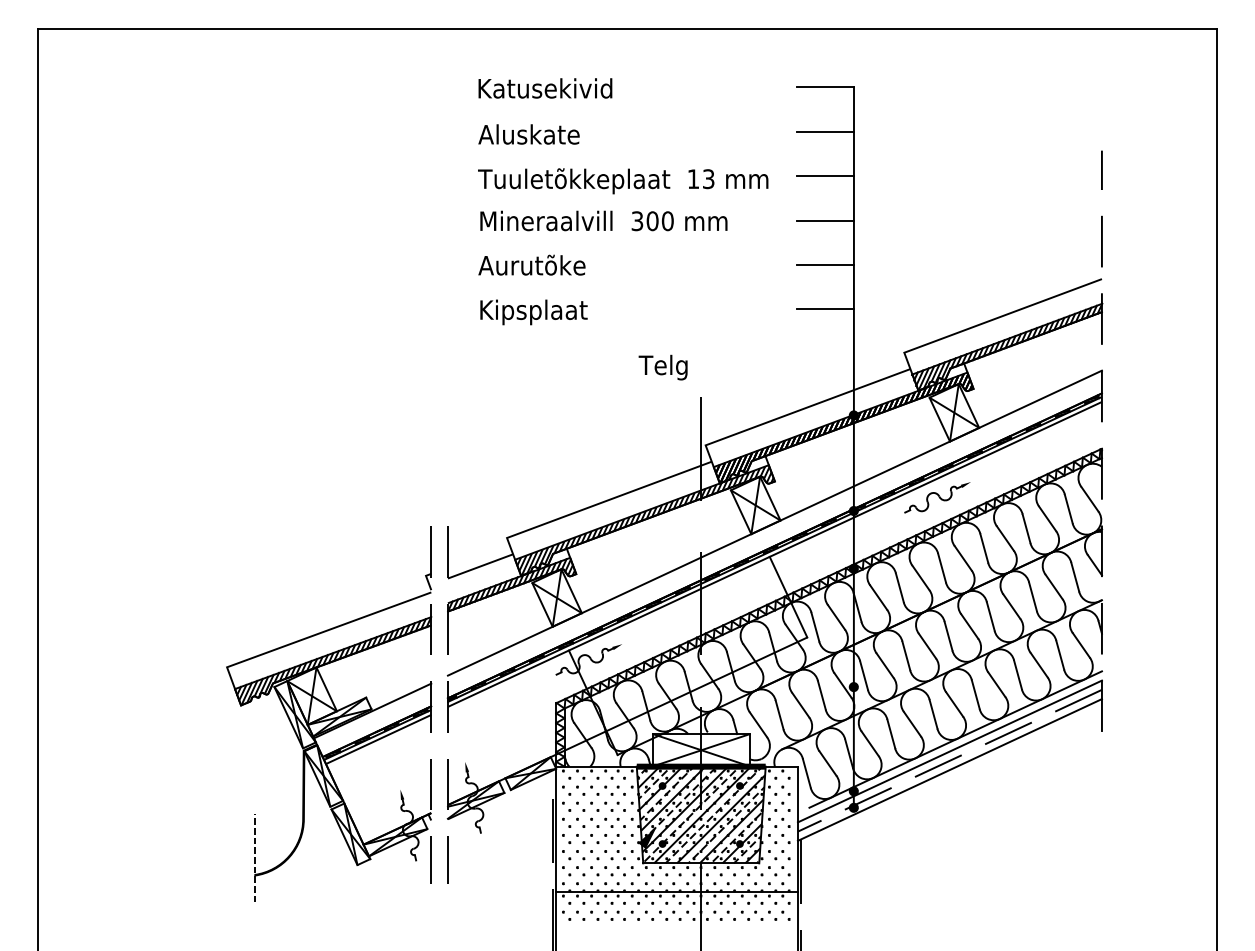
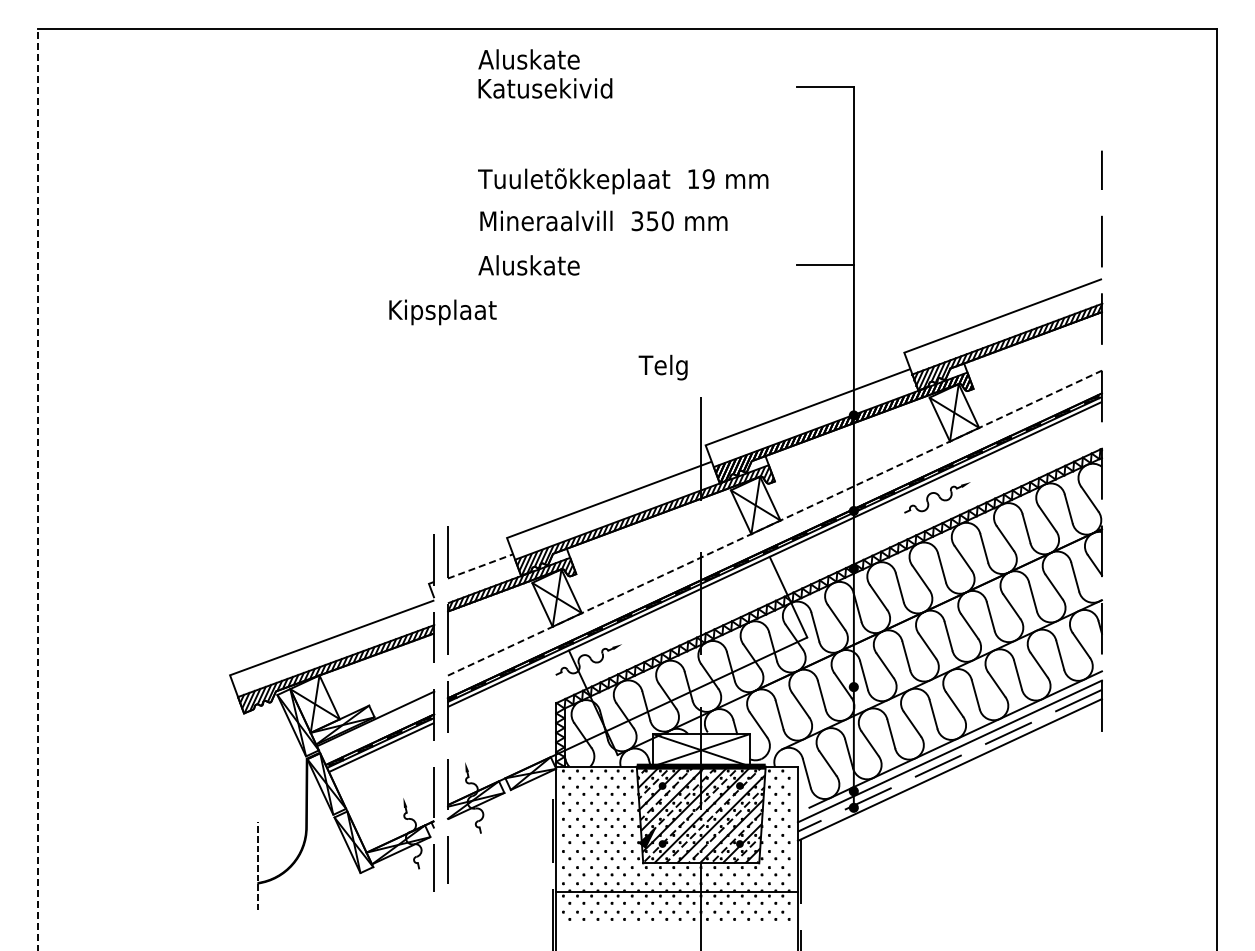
line: present -> none (825, 131)
text position: (528, 134) -> (528, 59) (528, 59)
line: present -> none (825, 176)
text: 13 -> 19 (708, 178)
line: present -> none (825, 220)
text: 300 -> 350 (652, 221)
text: Aurutõke -> Aluskate (540, 264)
line: present -> none (825, 309)
text position: (533, 312) -> (442, 312) (442, 312)
line: solid -> dashed (37, 489)
line: solid -> dashed (774, 523)
line: solid -> dashed (480, 566)
part position: (329, 713) -> (332, 721) (332, 721)
